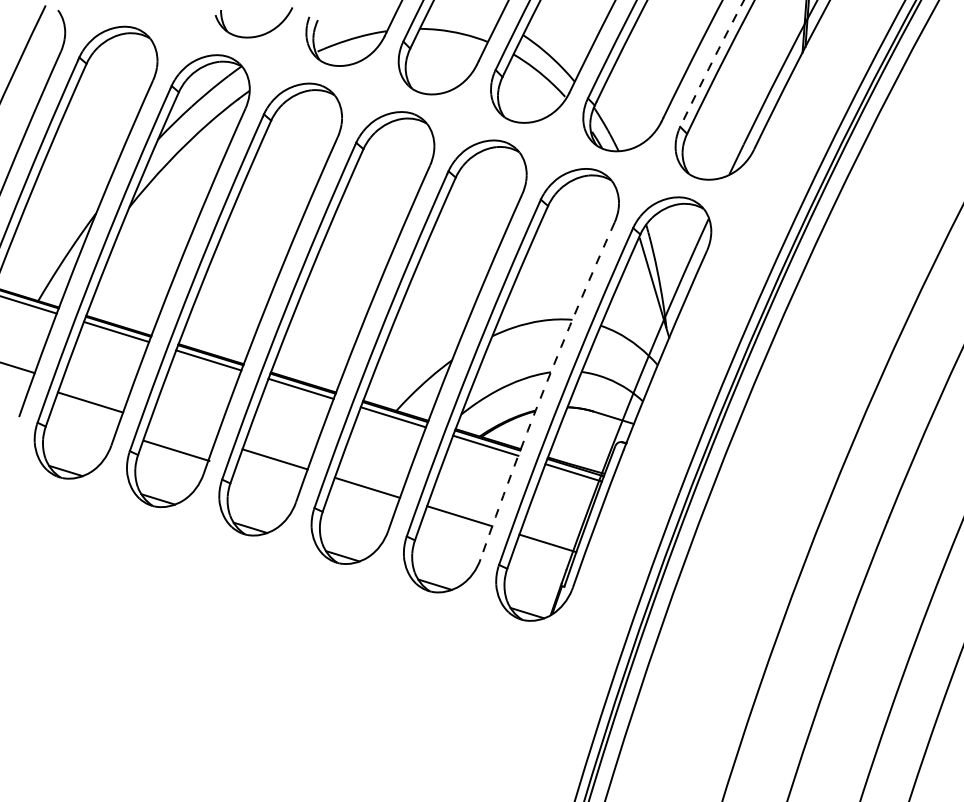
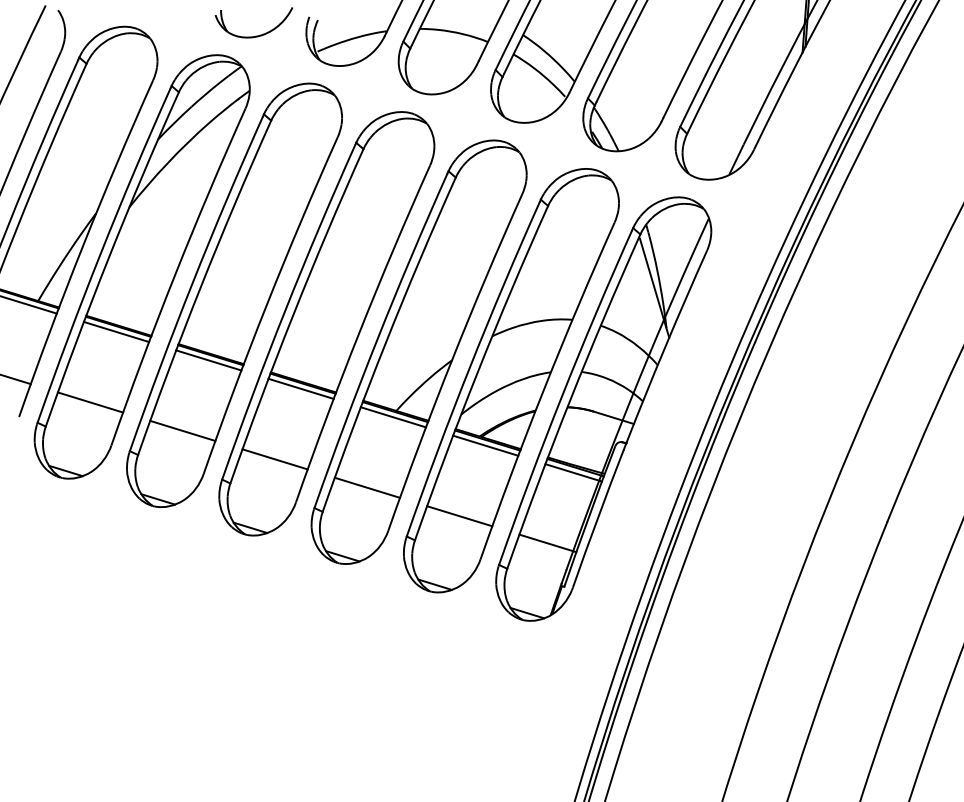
arc: dashed -> solid (711, 62)
line position: (18, 368) -> (16, 379) (16, 379)
arc: dashed -> solid (544, 389)
line position: (176, 450) -> (182, 430) (182, 430)
